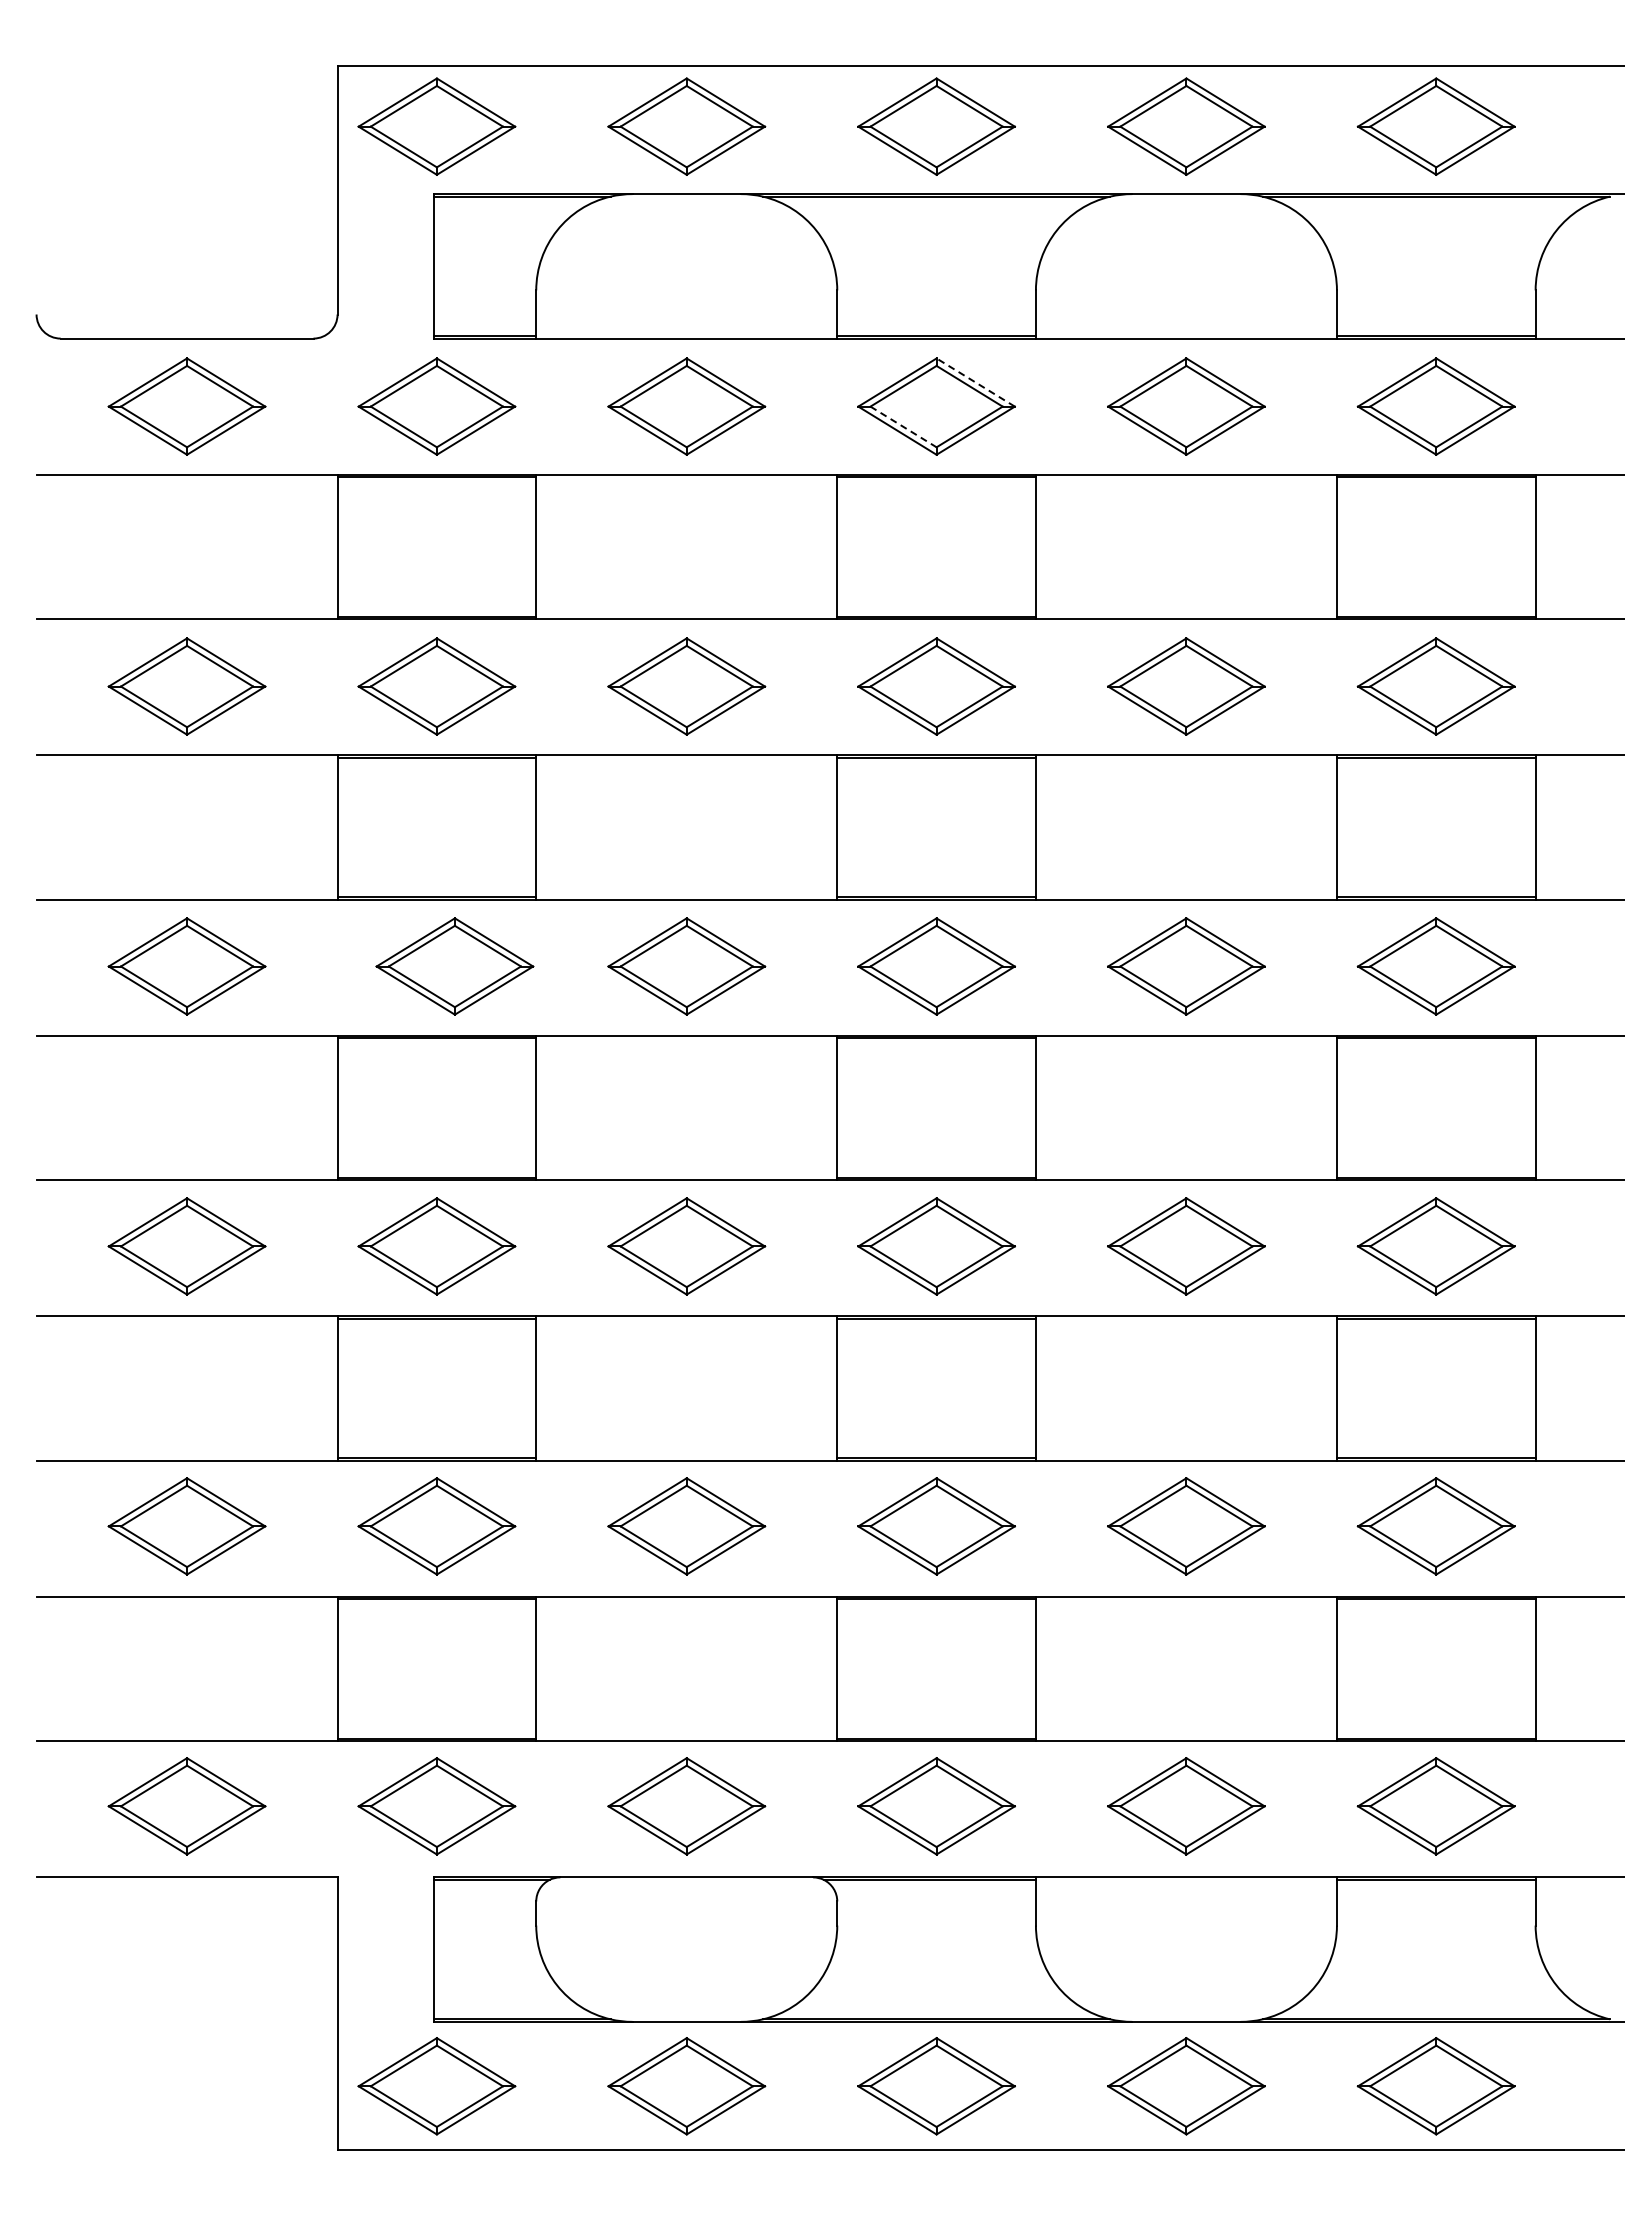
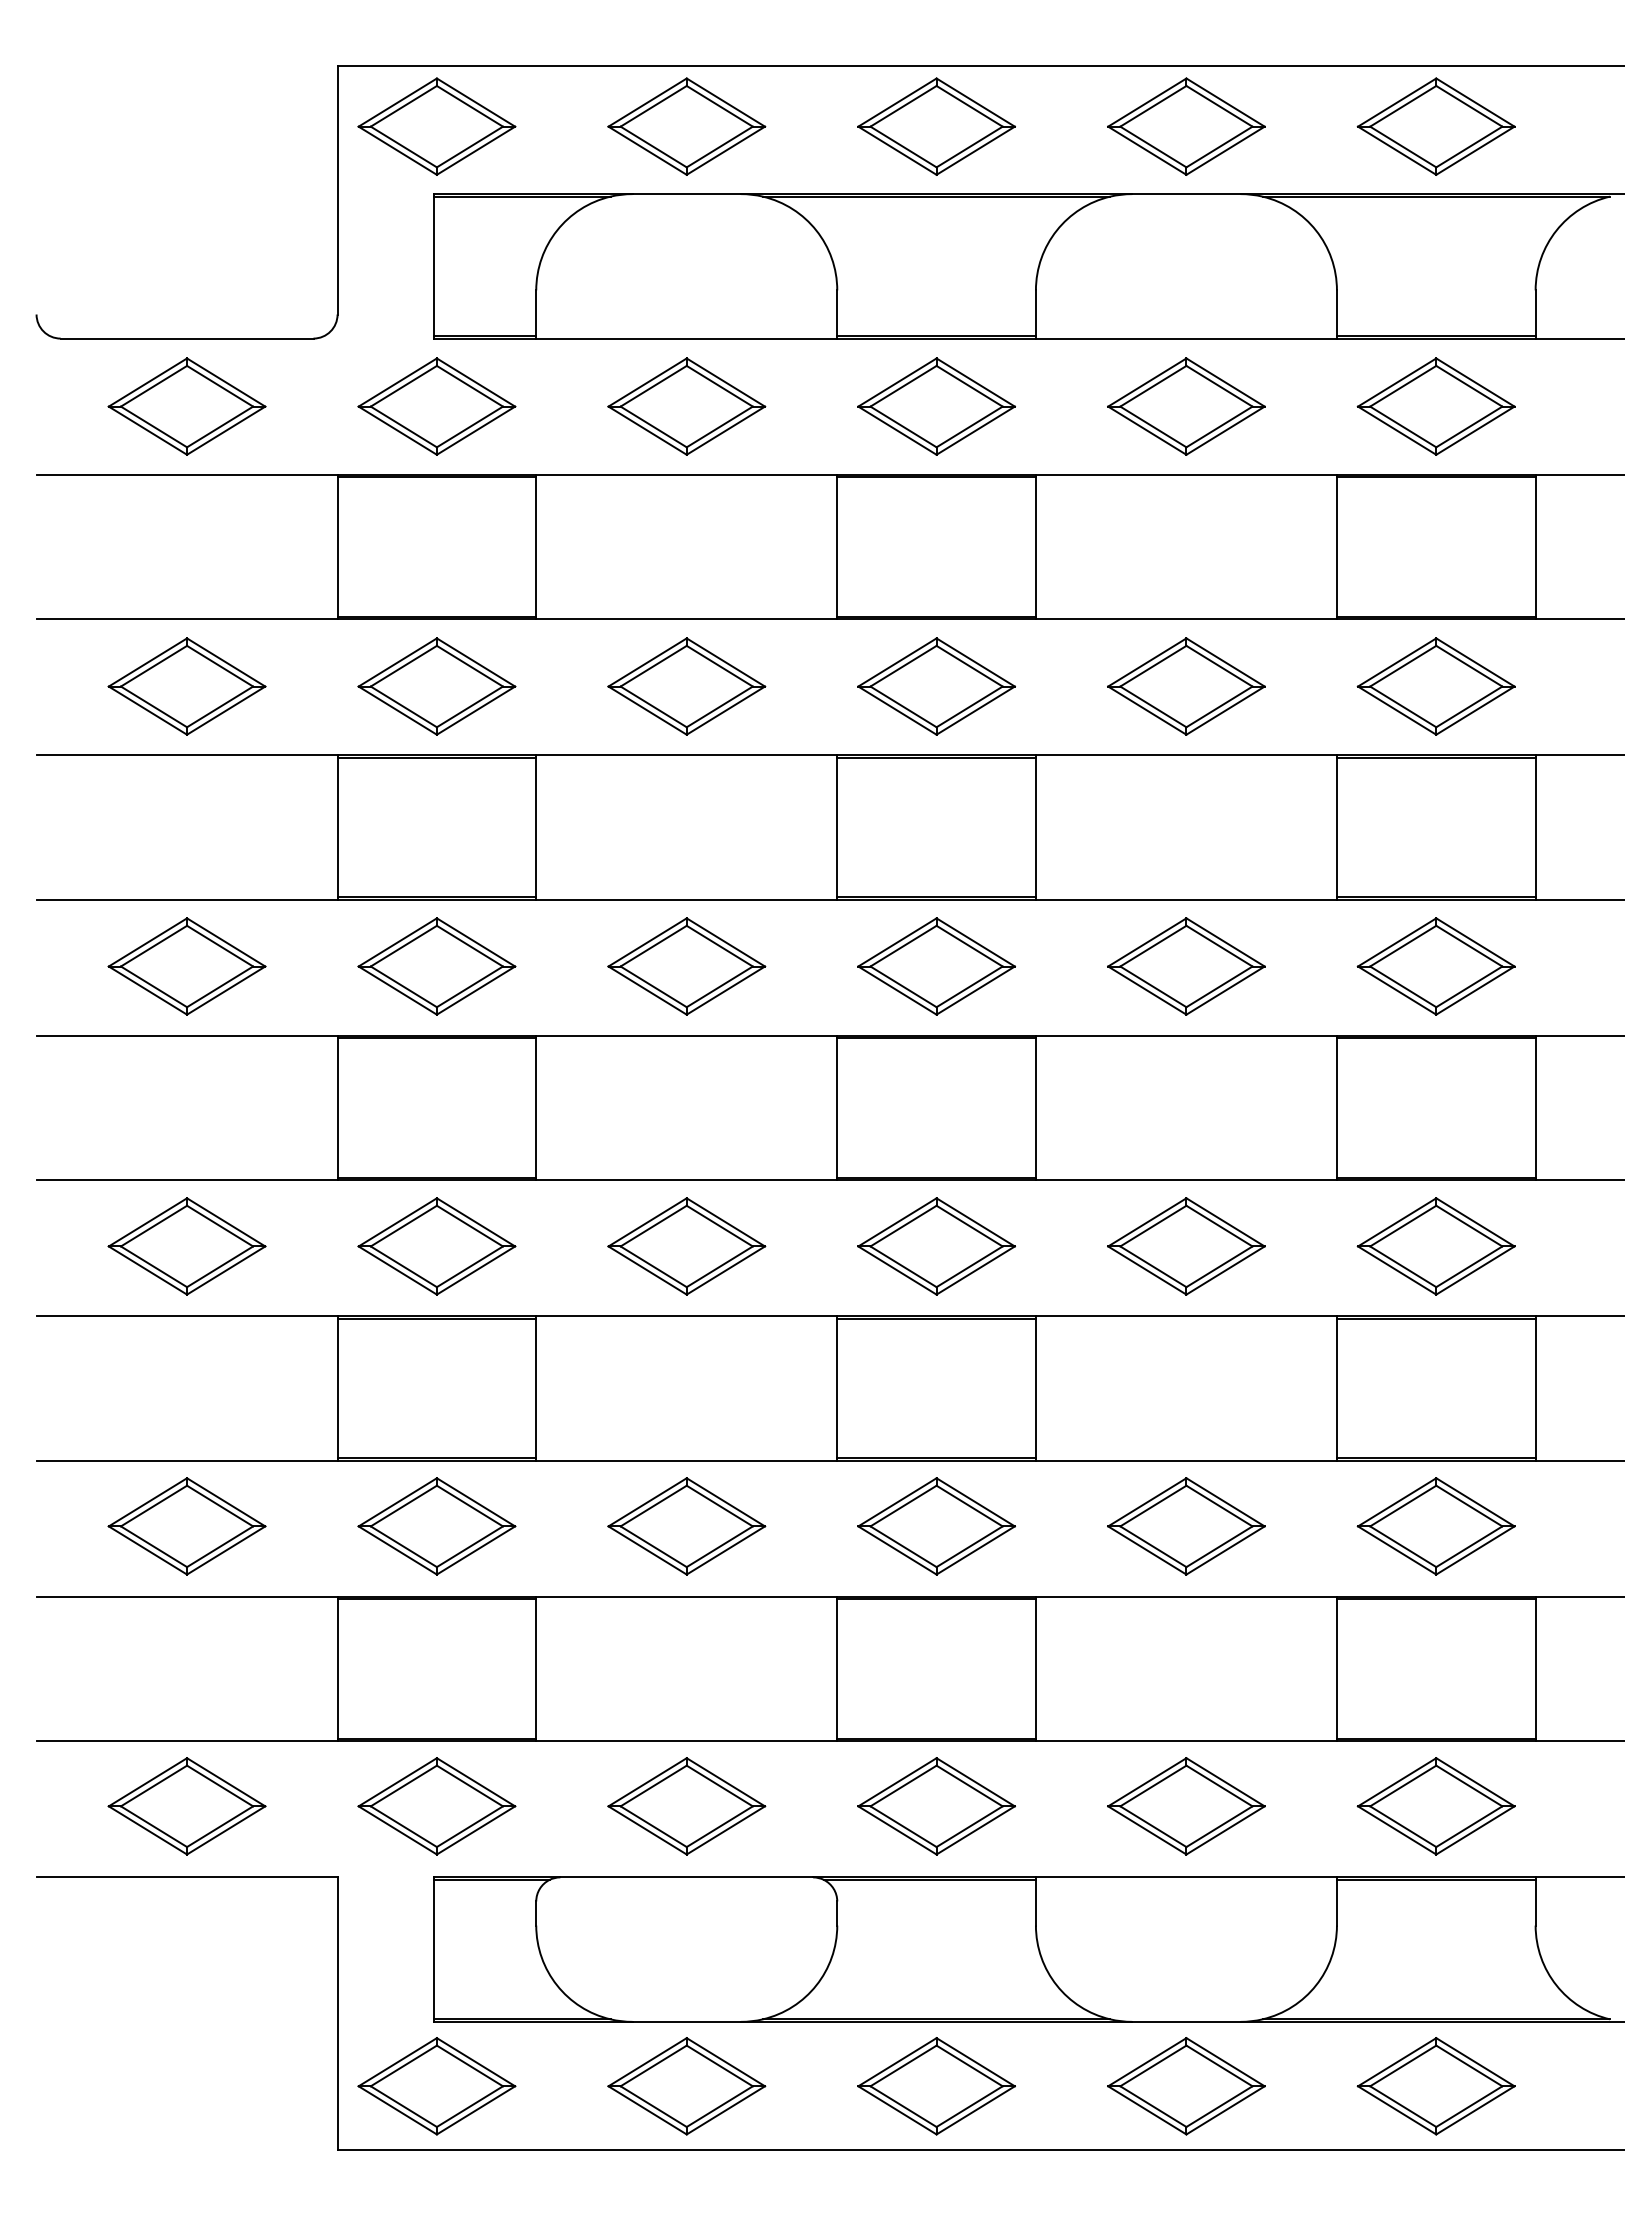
line: dashed -> solid (975, 382)
line: dashed -> solid (903, 426)
part position: (454, 966) -> (436, 966) (436, 966)
